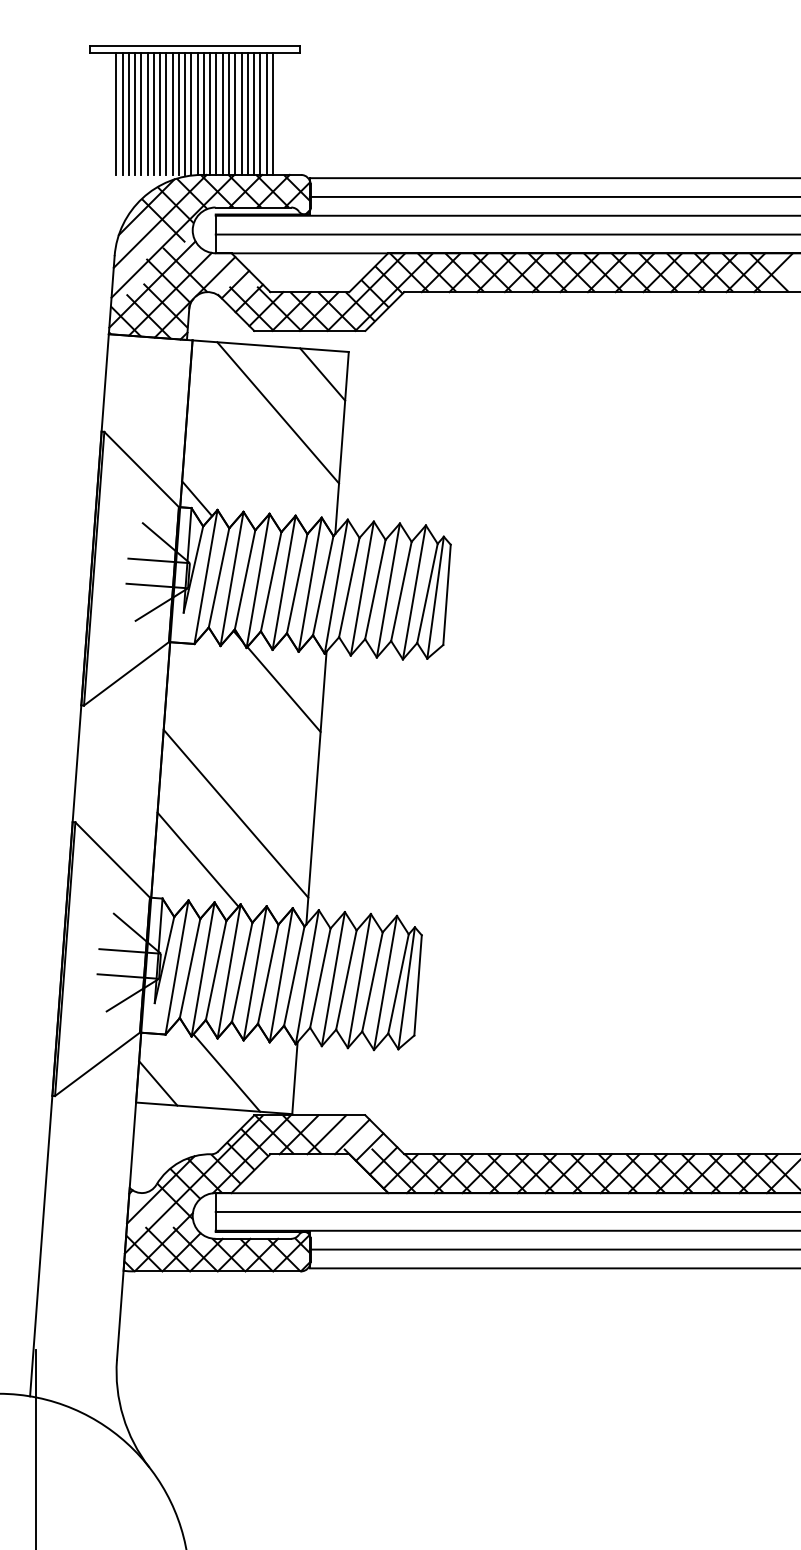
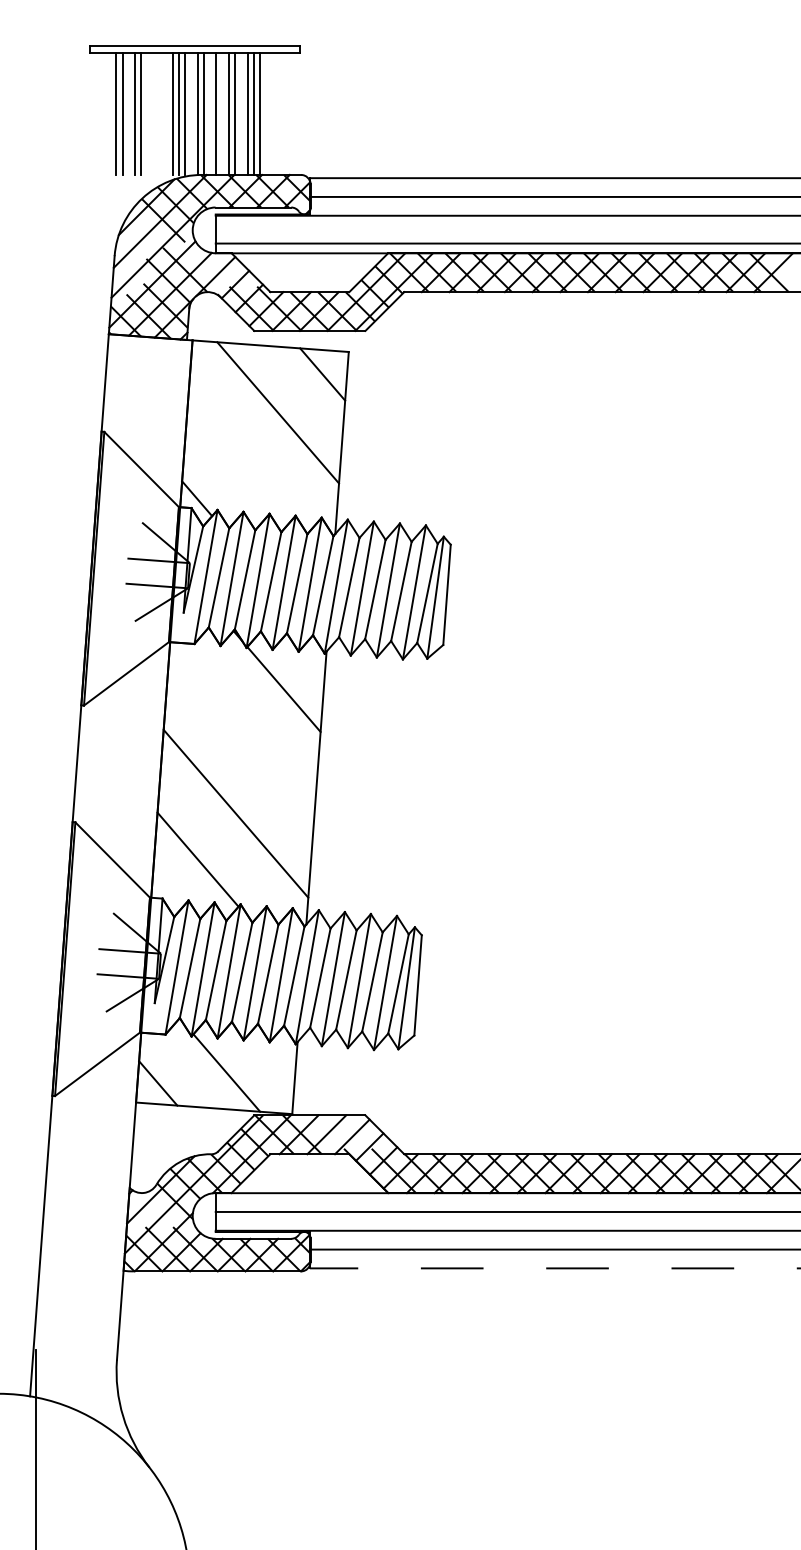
line: present -> none (128, 113)
line: present -> none (147, 113)
line: present -> none (153, 113)
line: present -> none (160, 113)
line: present -> none (166, 113)
line: present -> none (191, 113)
line: present -> none (210, 113)
line: present -> none (222, 113)
line: present -> none (241, 113)
line: present -> none (266, 113)
line: present -> none (272, 113)
line position: (506, 234) -> (506, 243) (506, 243)
line: solid -> dashed (554, 1268)
